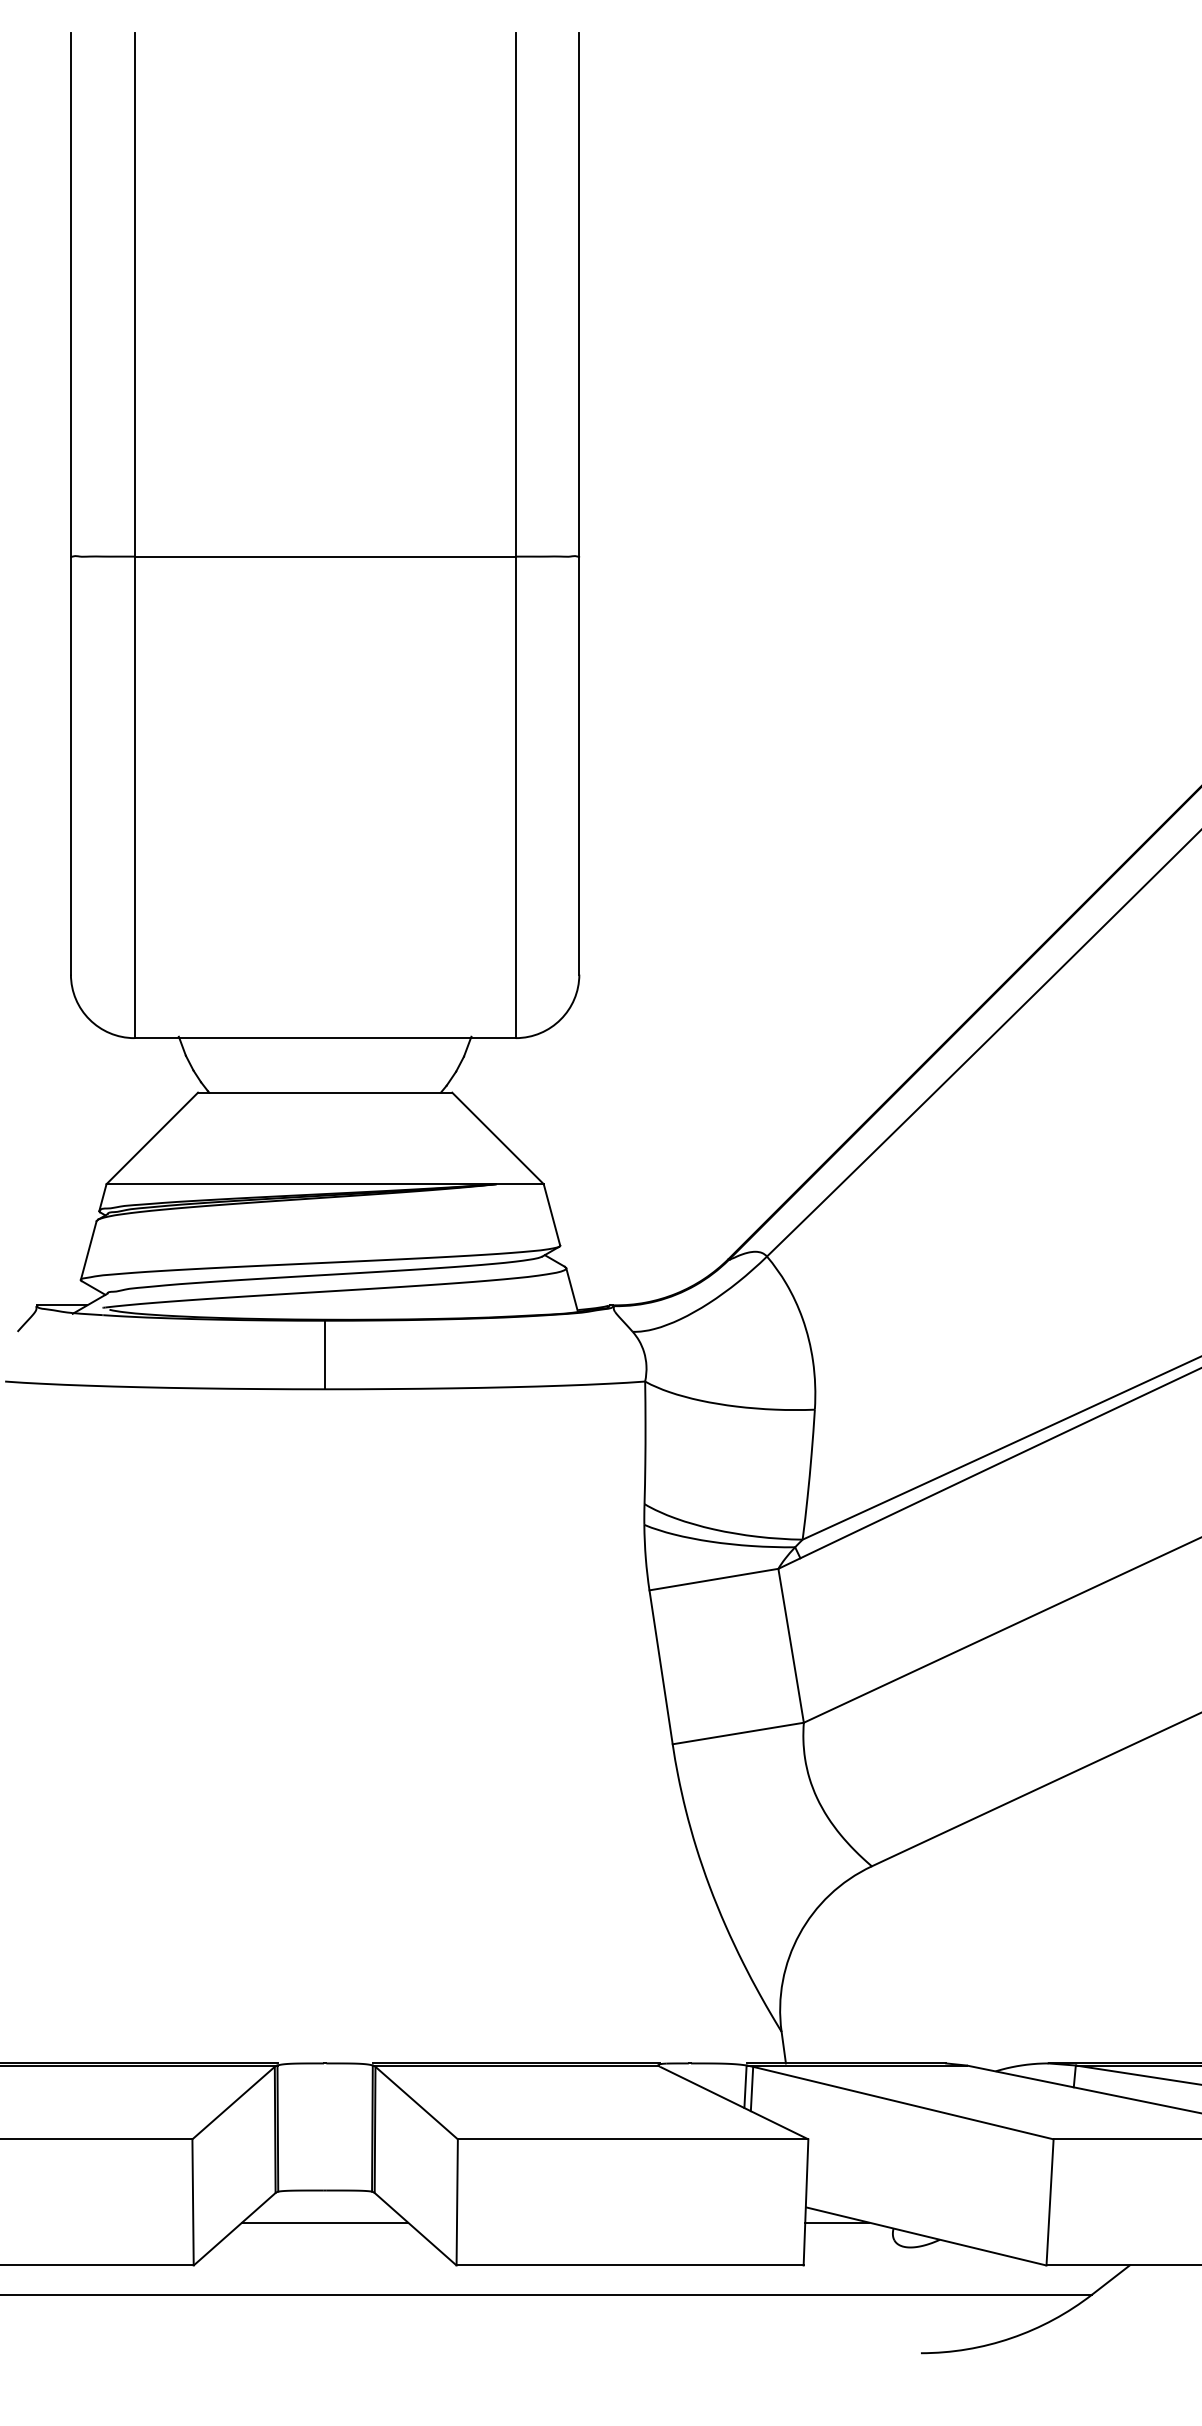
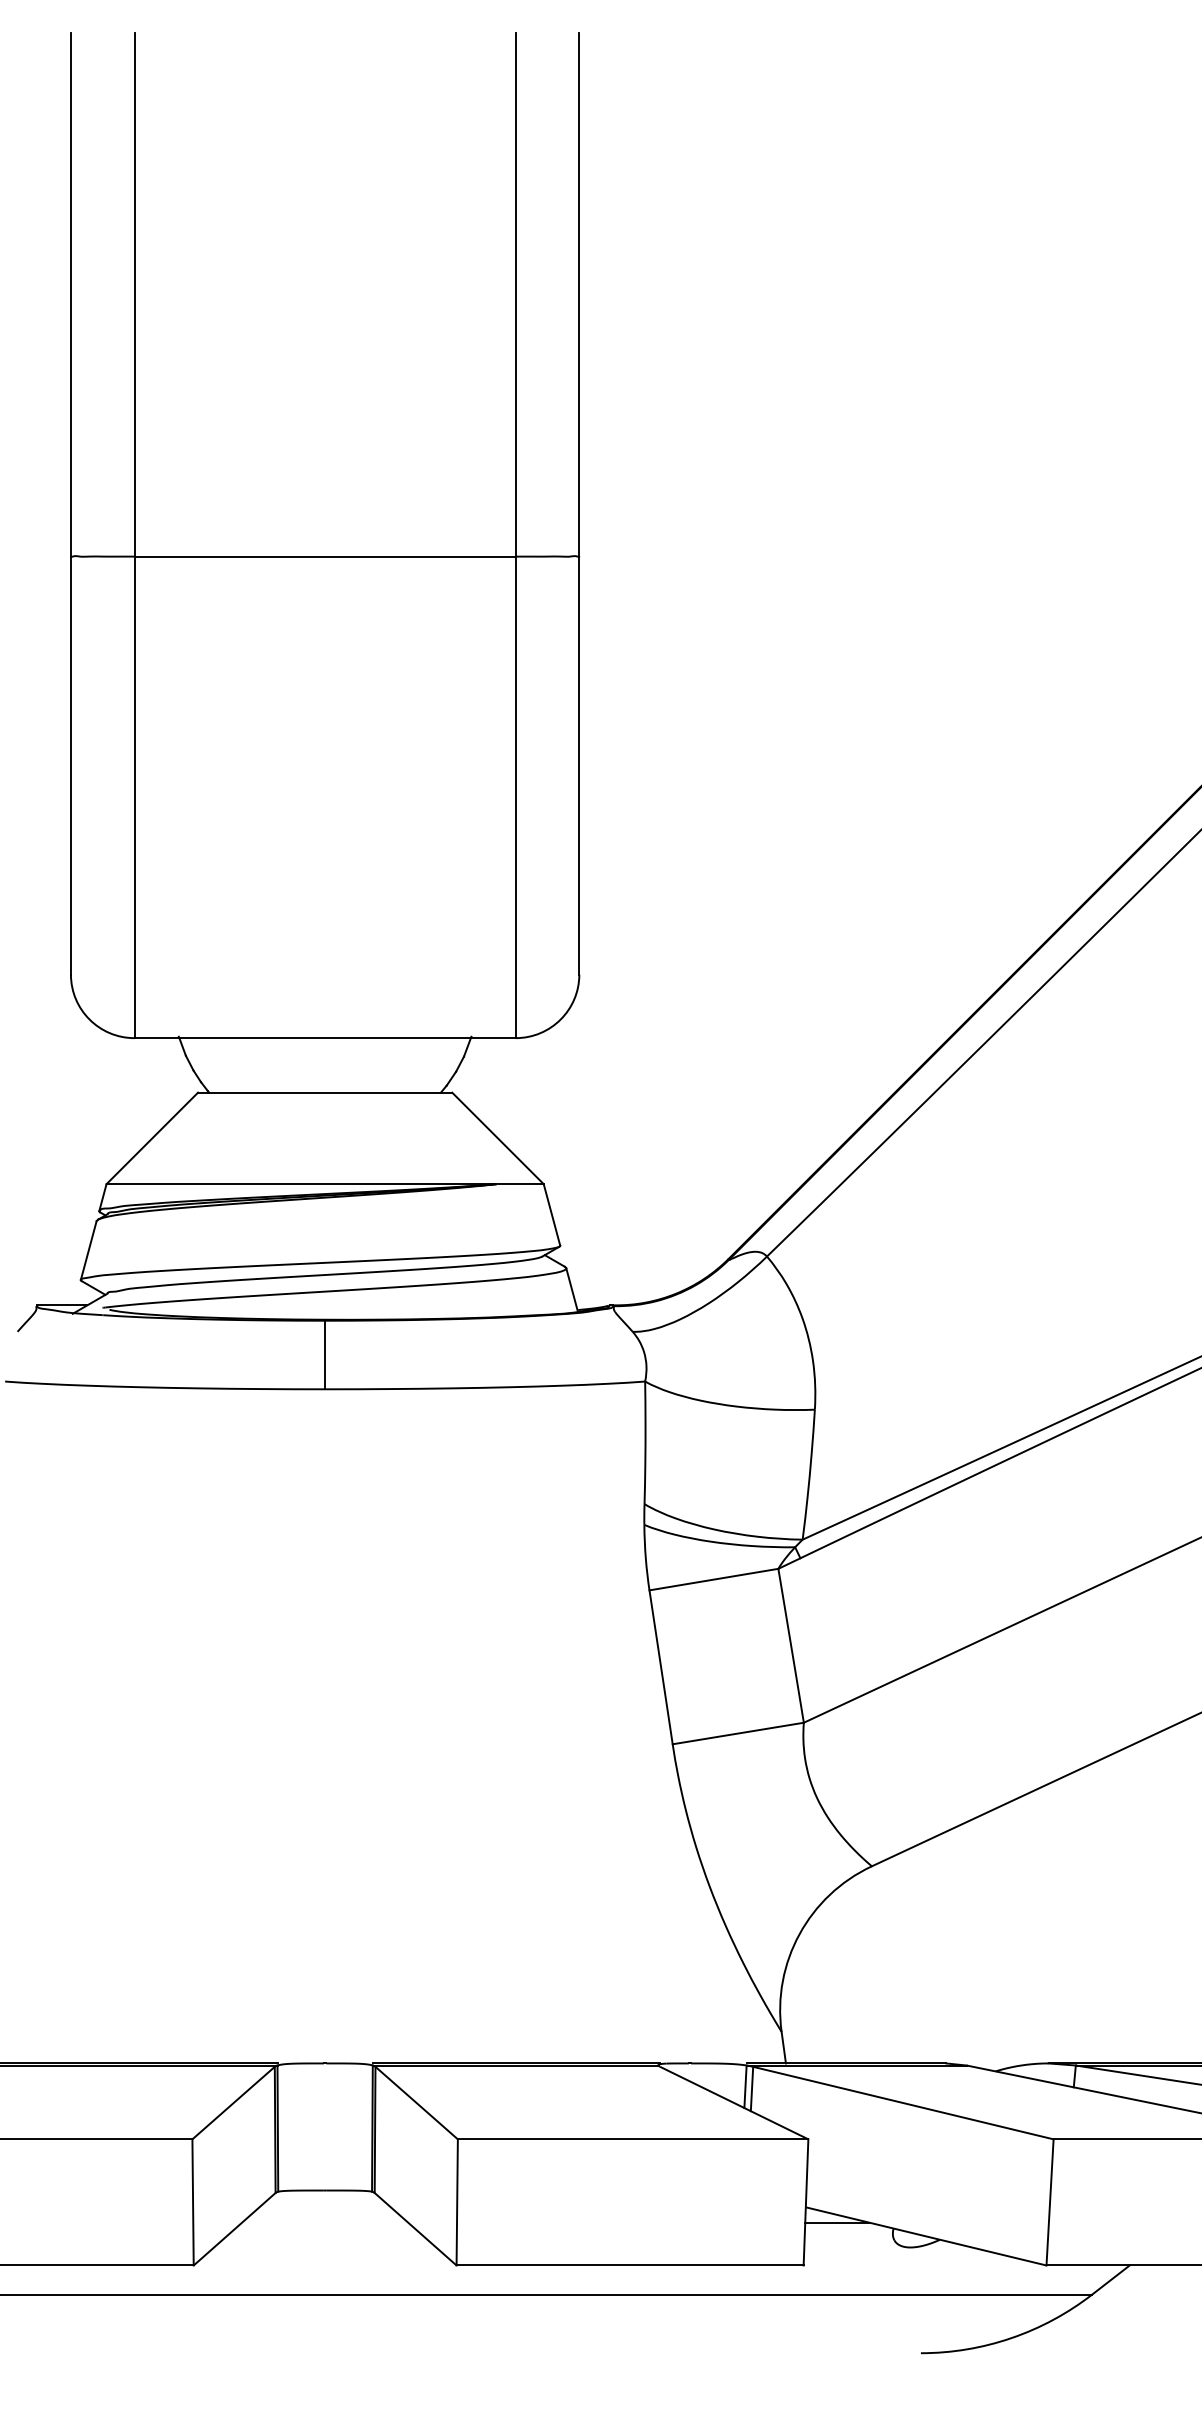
line: present -> none (325, 2222)
